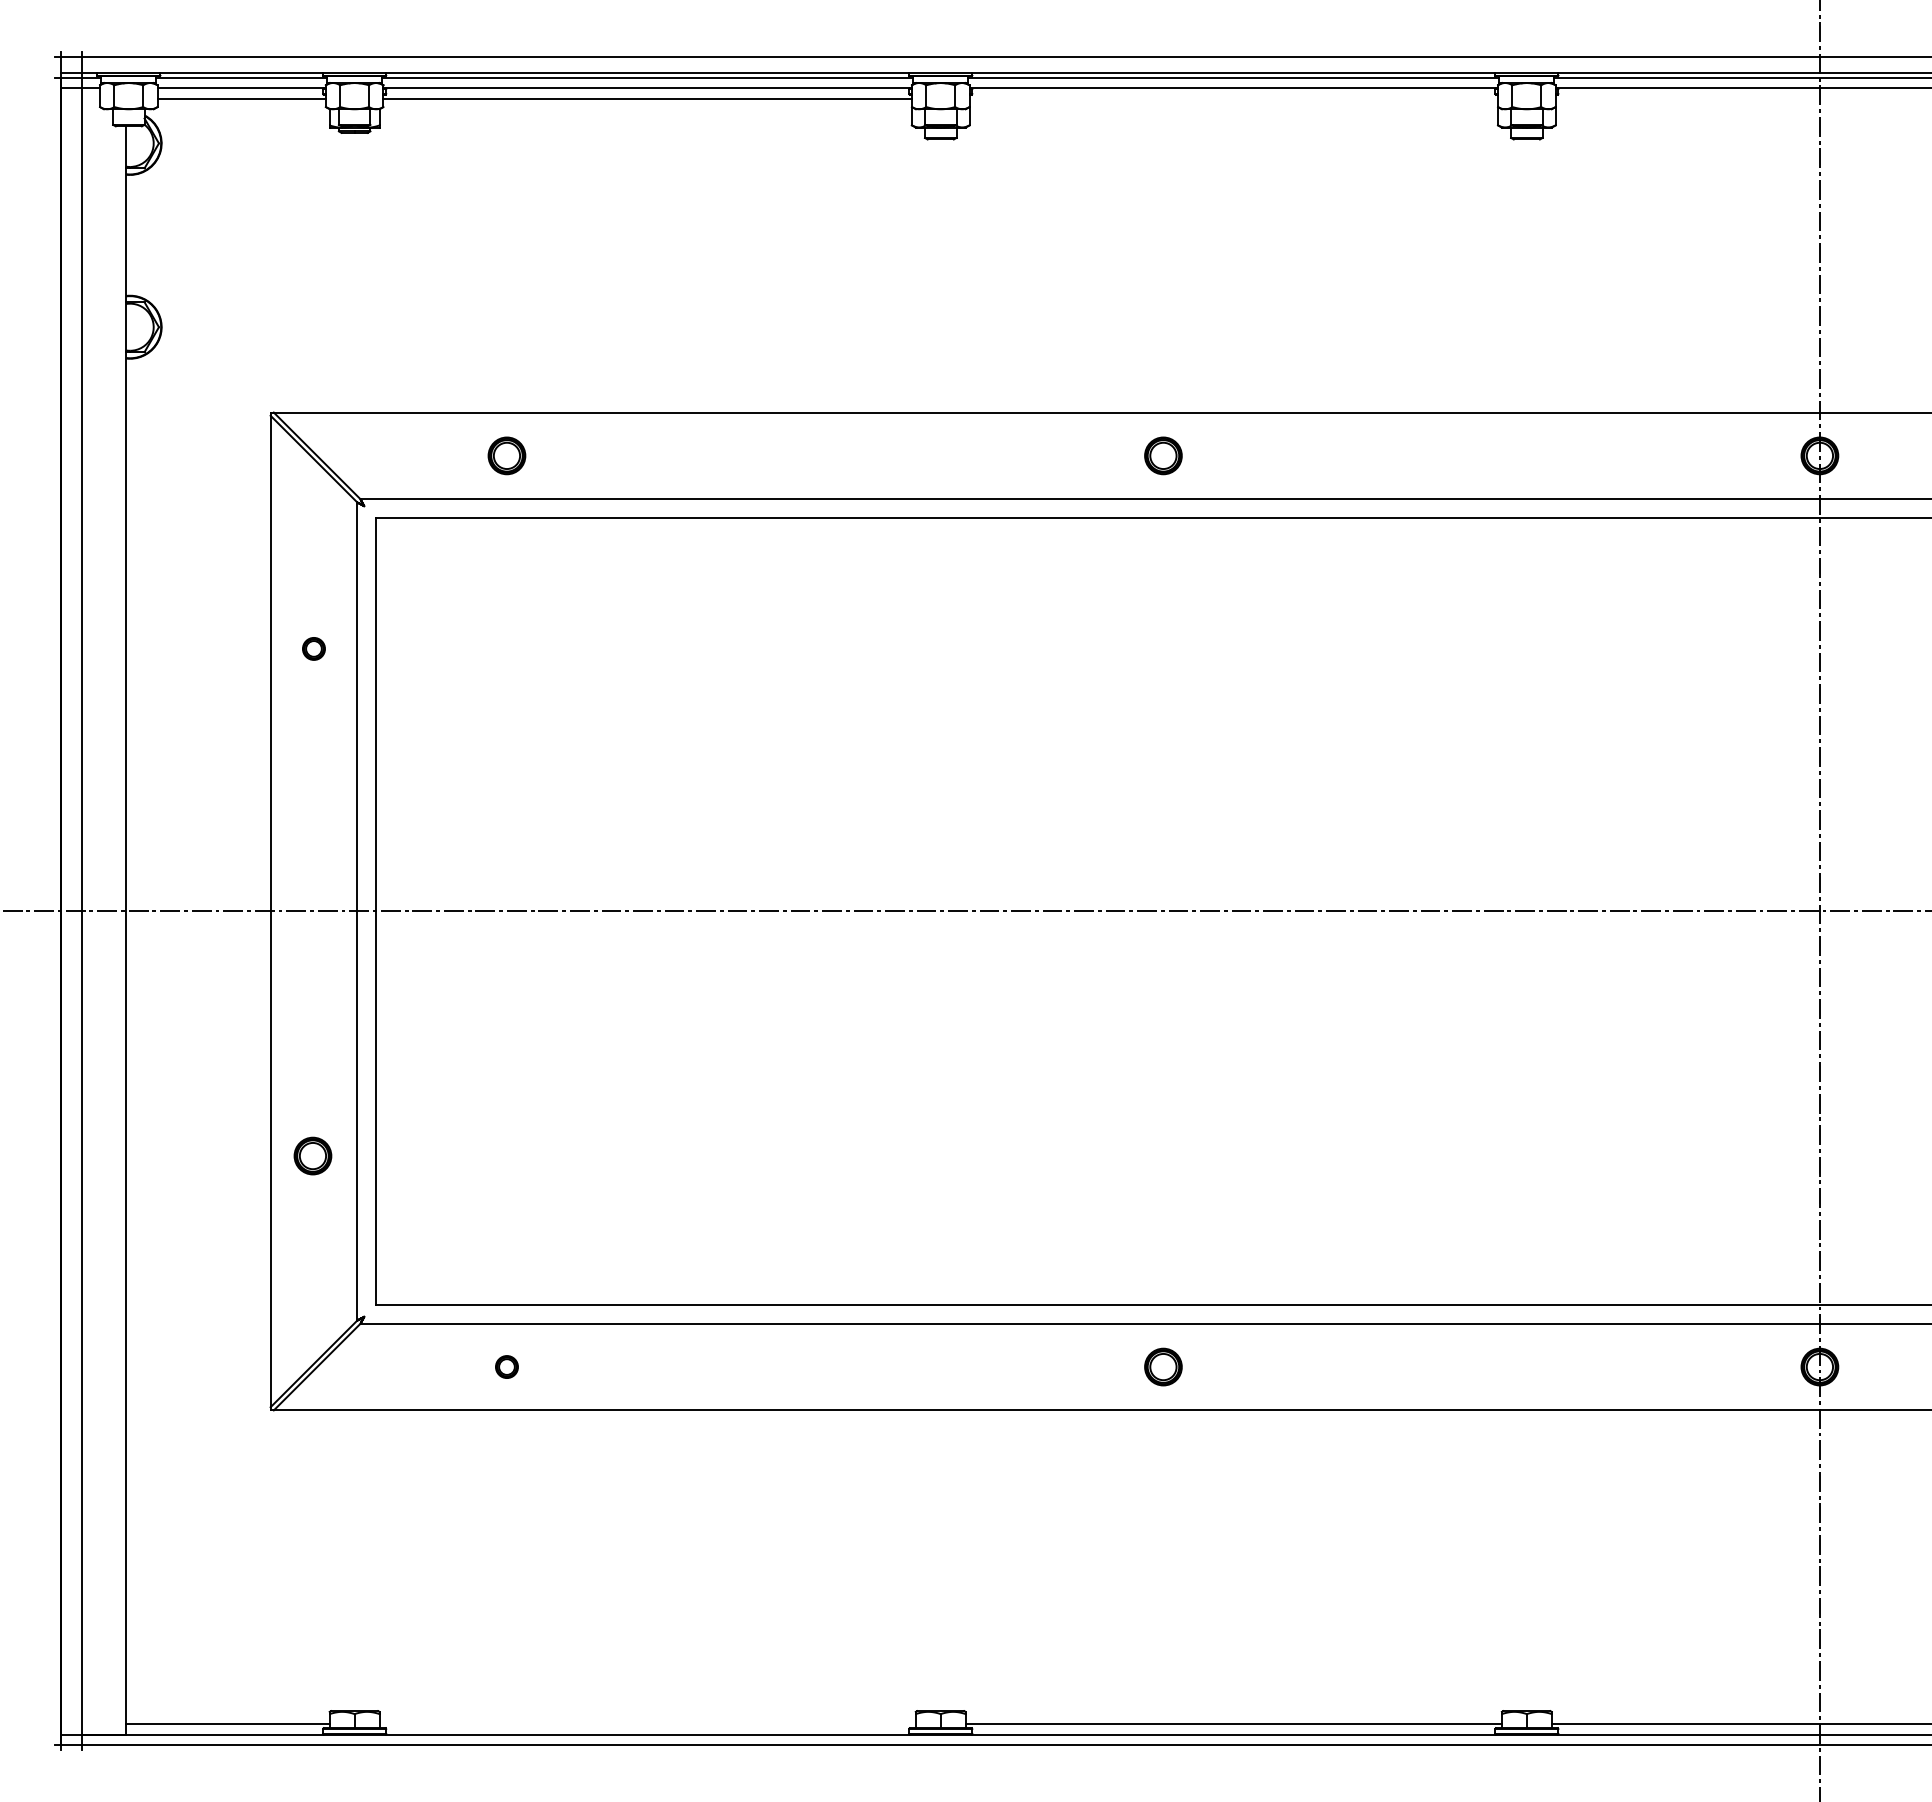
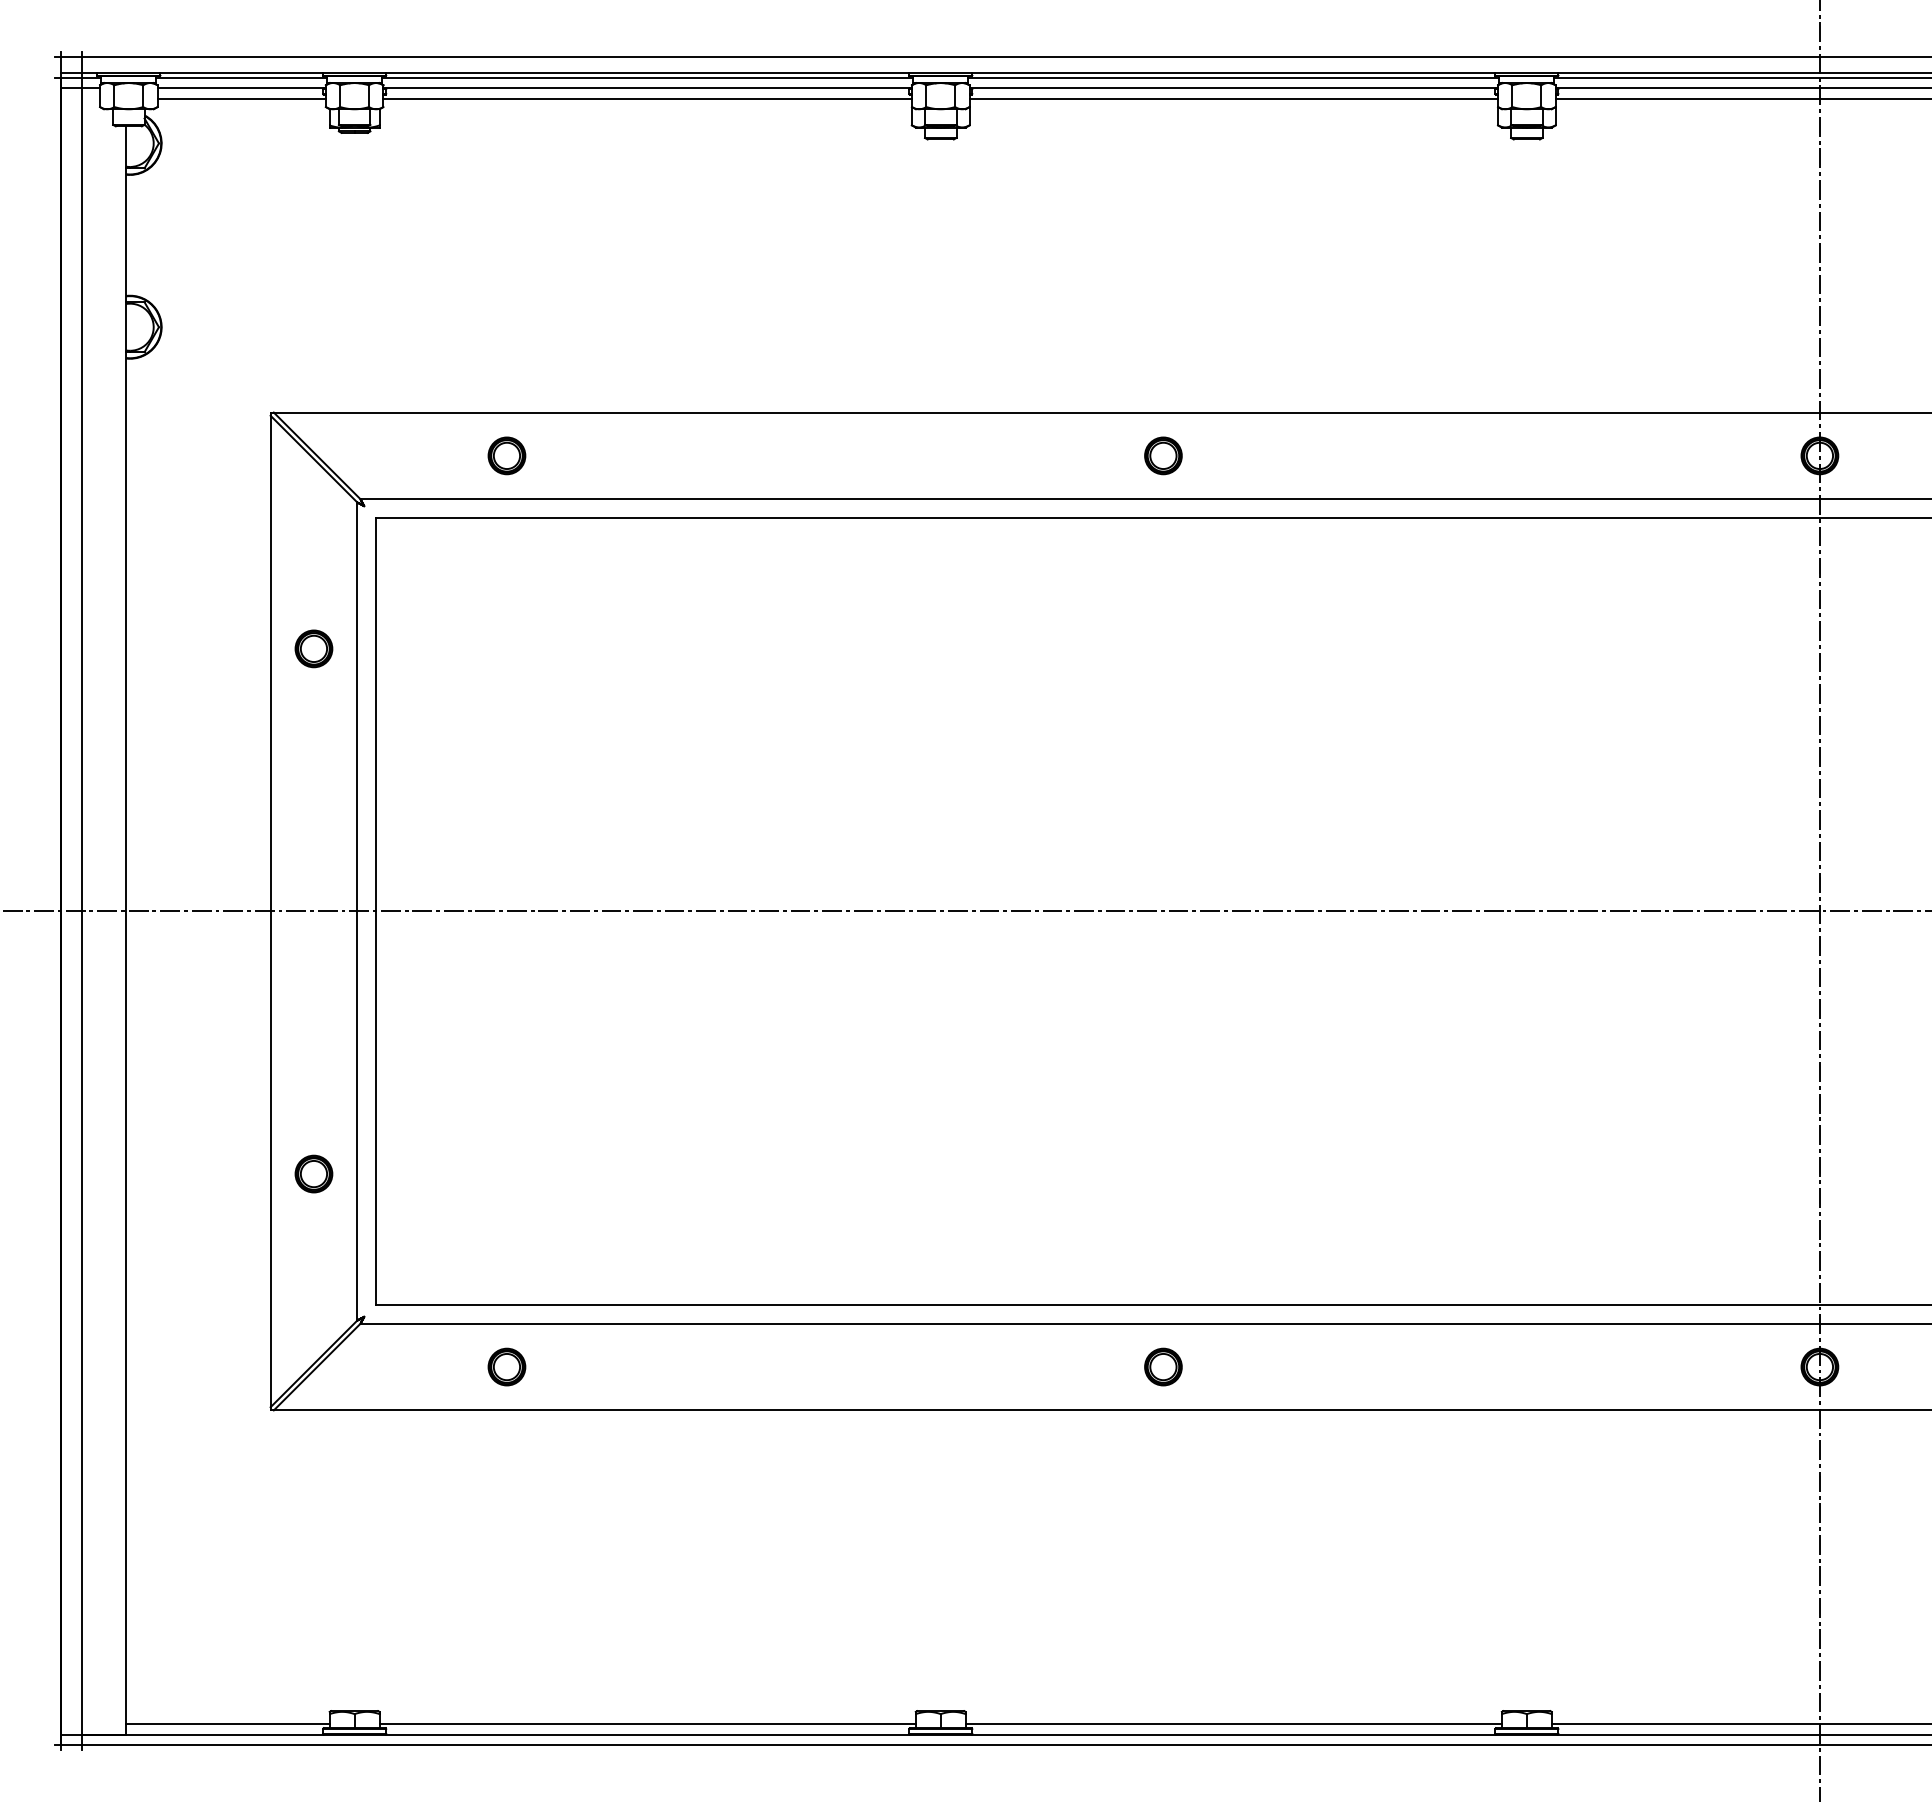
line: none -> present (1233, 98)
line: none -> present (1741, 98)
part size: 24x24 px -> 40x40 px (313, 648)
part position: (312, 1155) -> (313, 1173) (313, 1173)
part size: 24x24 px -> 40x40 px (506, 1366)
line: none -> present (647, 1724)
